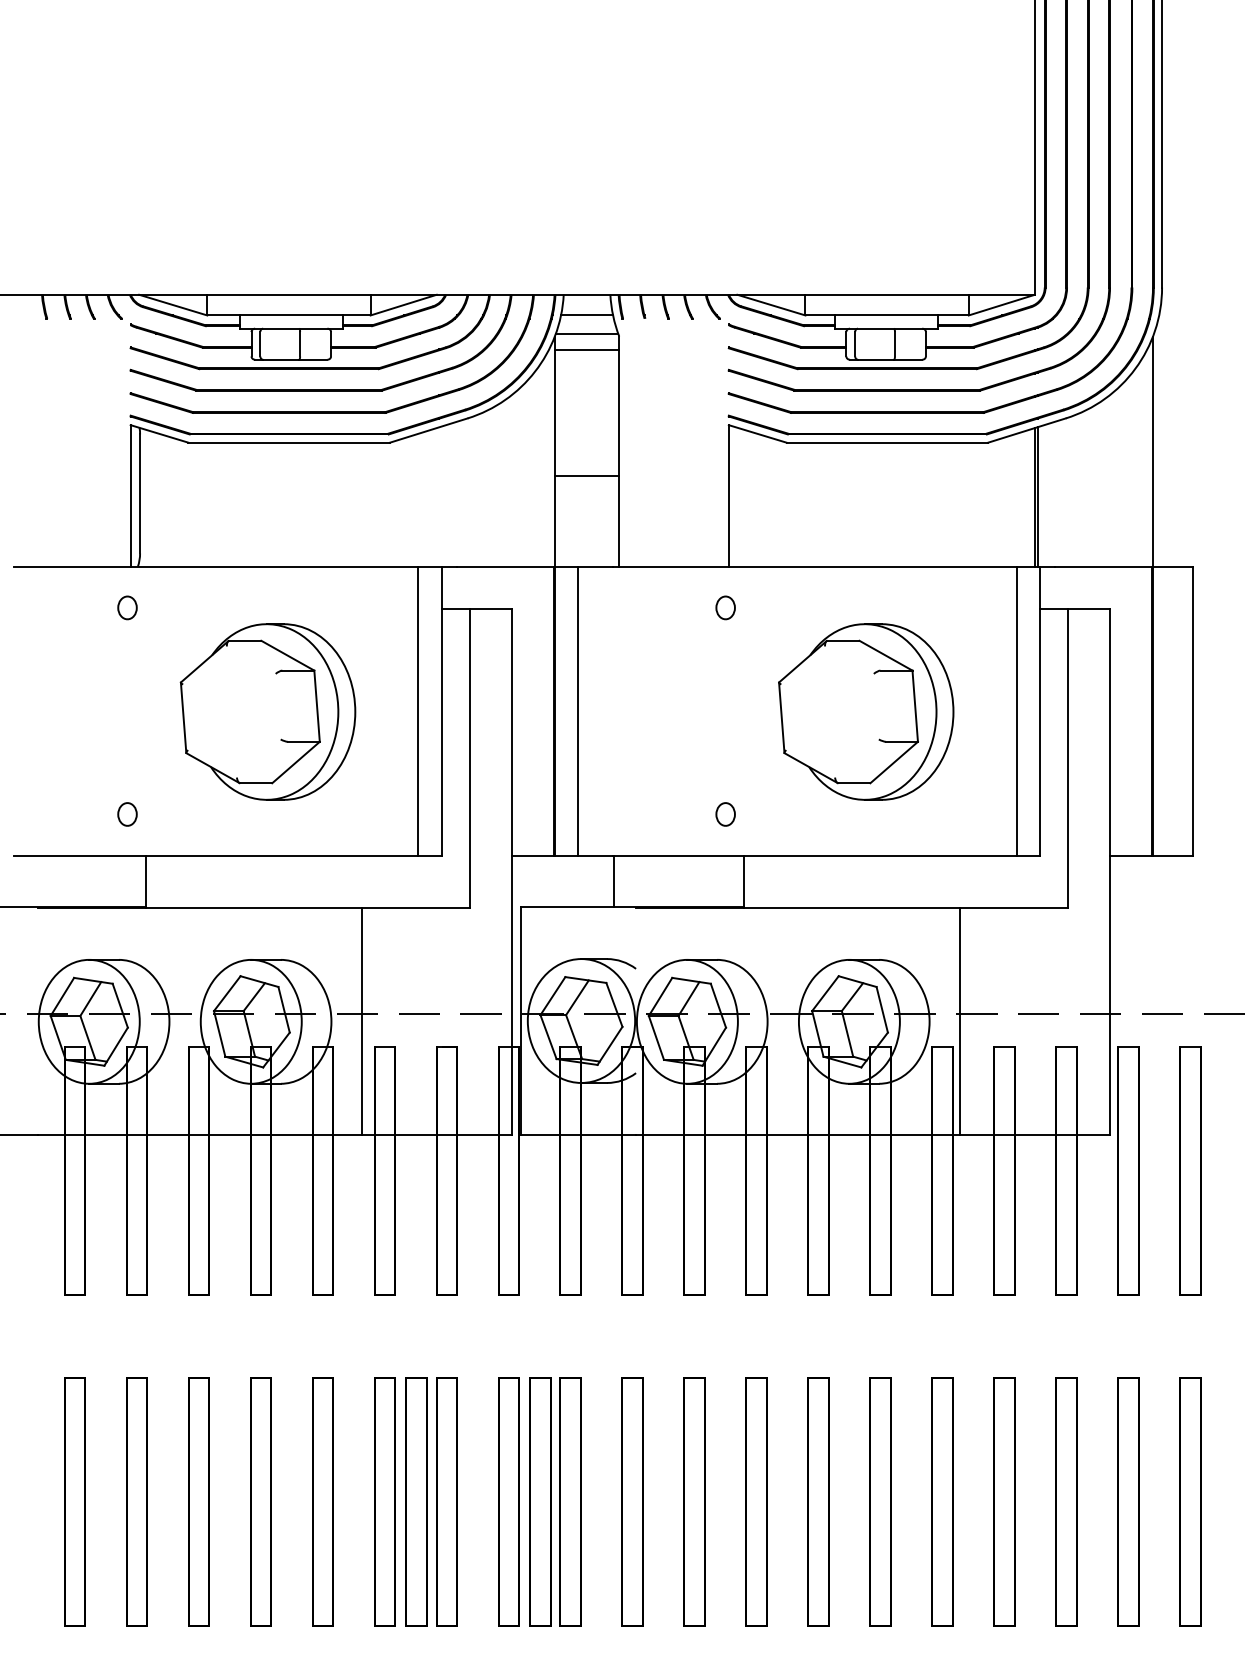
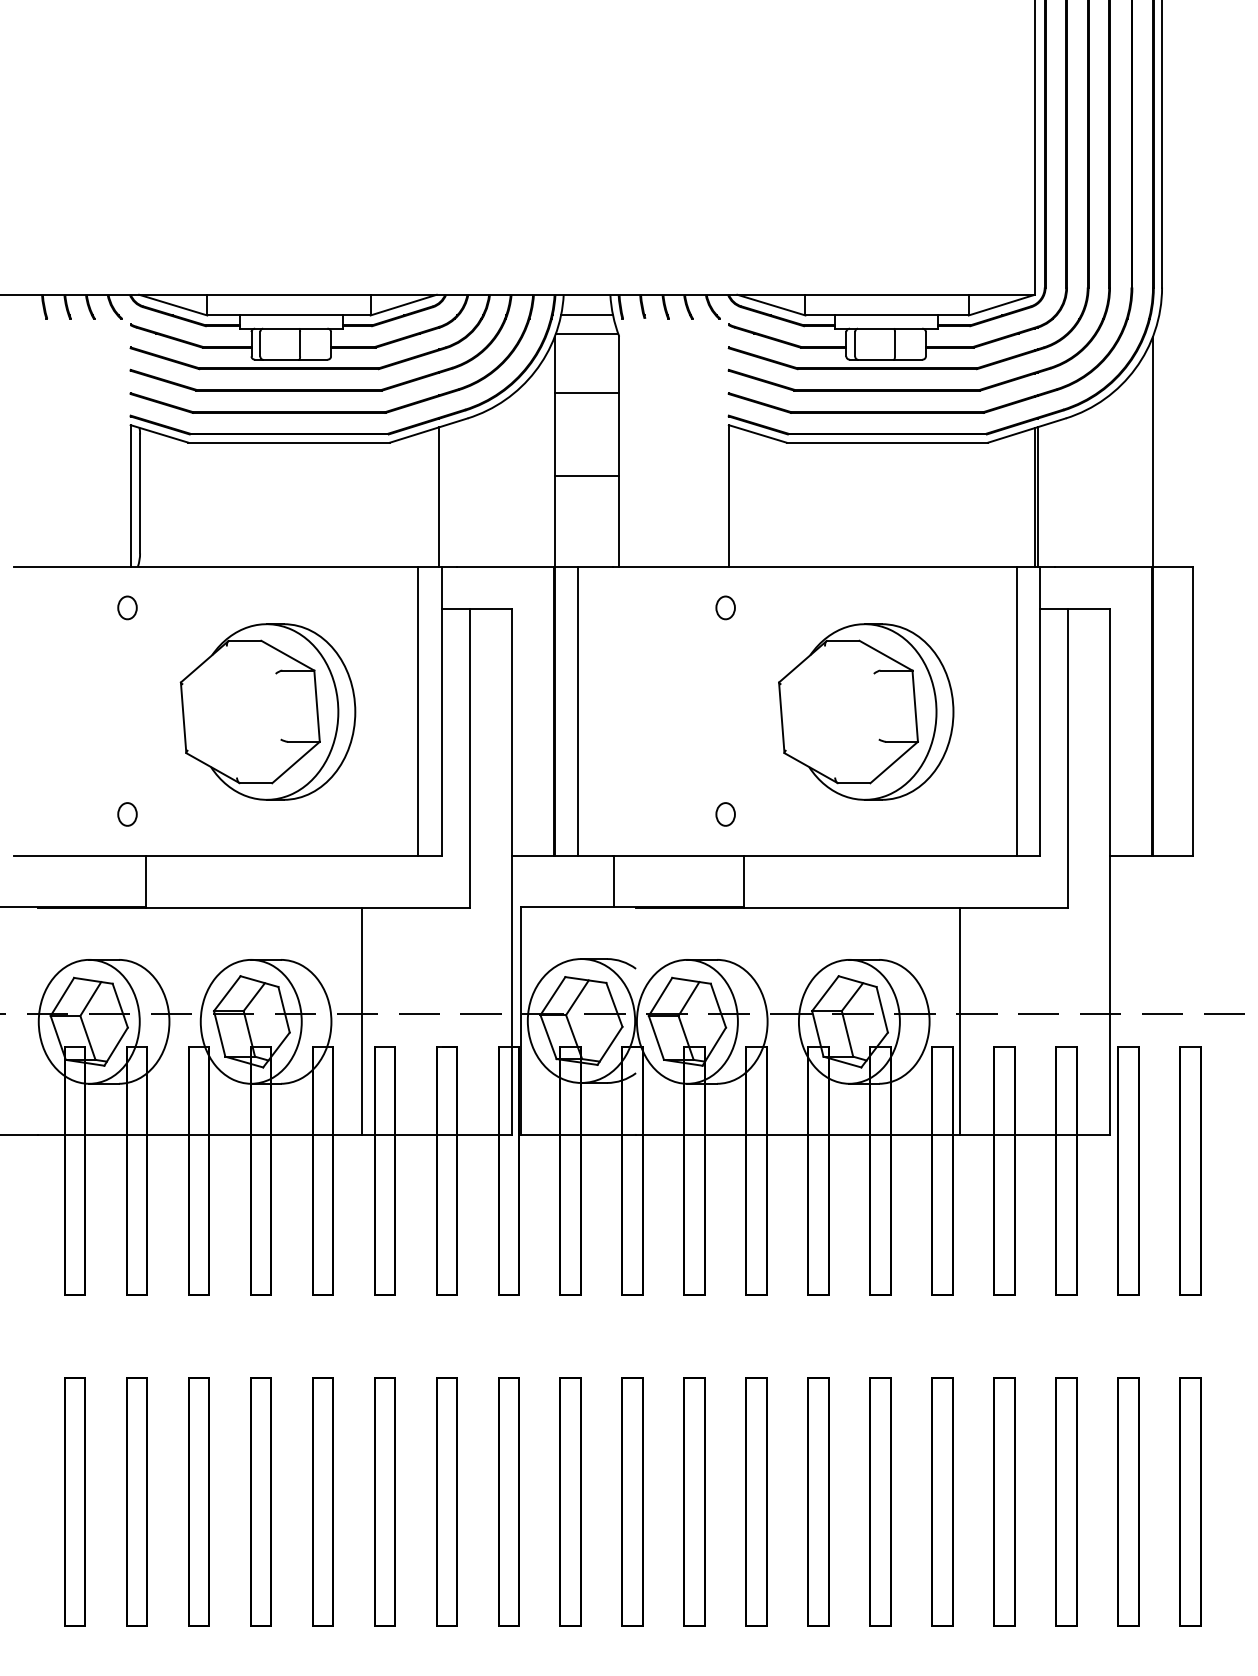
line position: (586, 350) -> (586, 393) (586, 393)
line: none -> present (439, 496)
part: present -> none (416, 1501)
part: present -> none (540, 1501)
